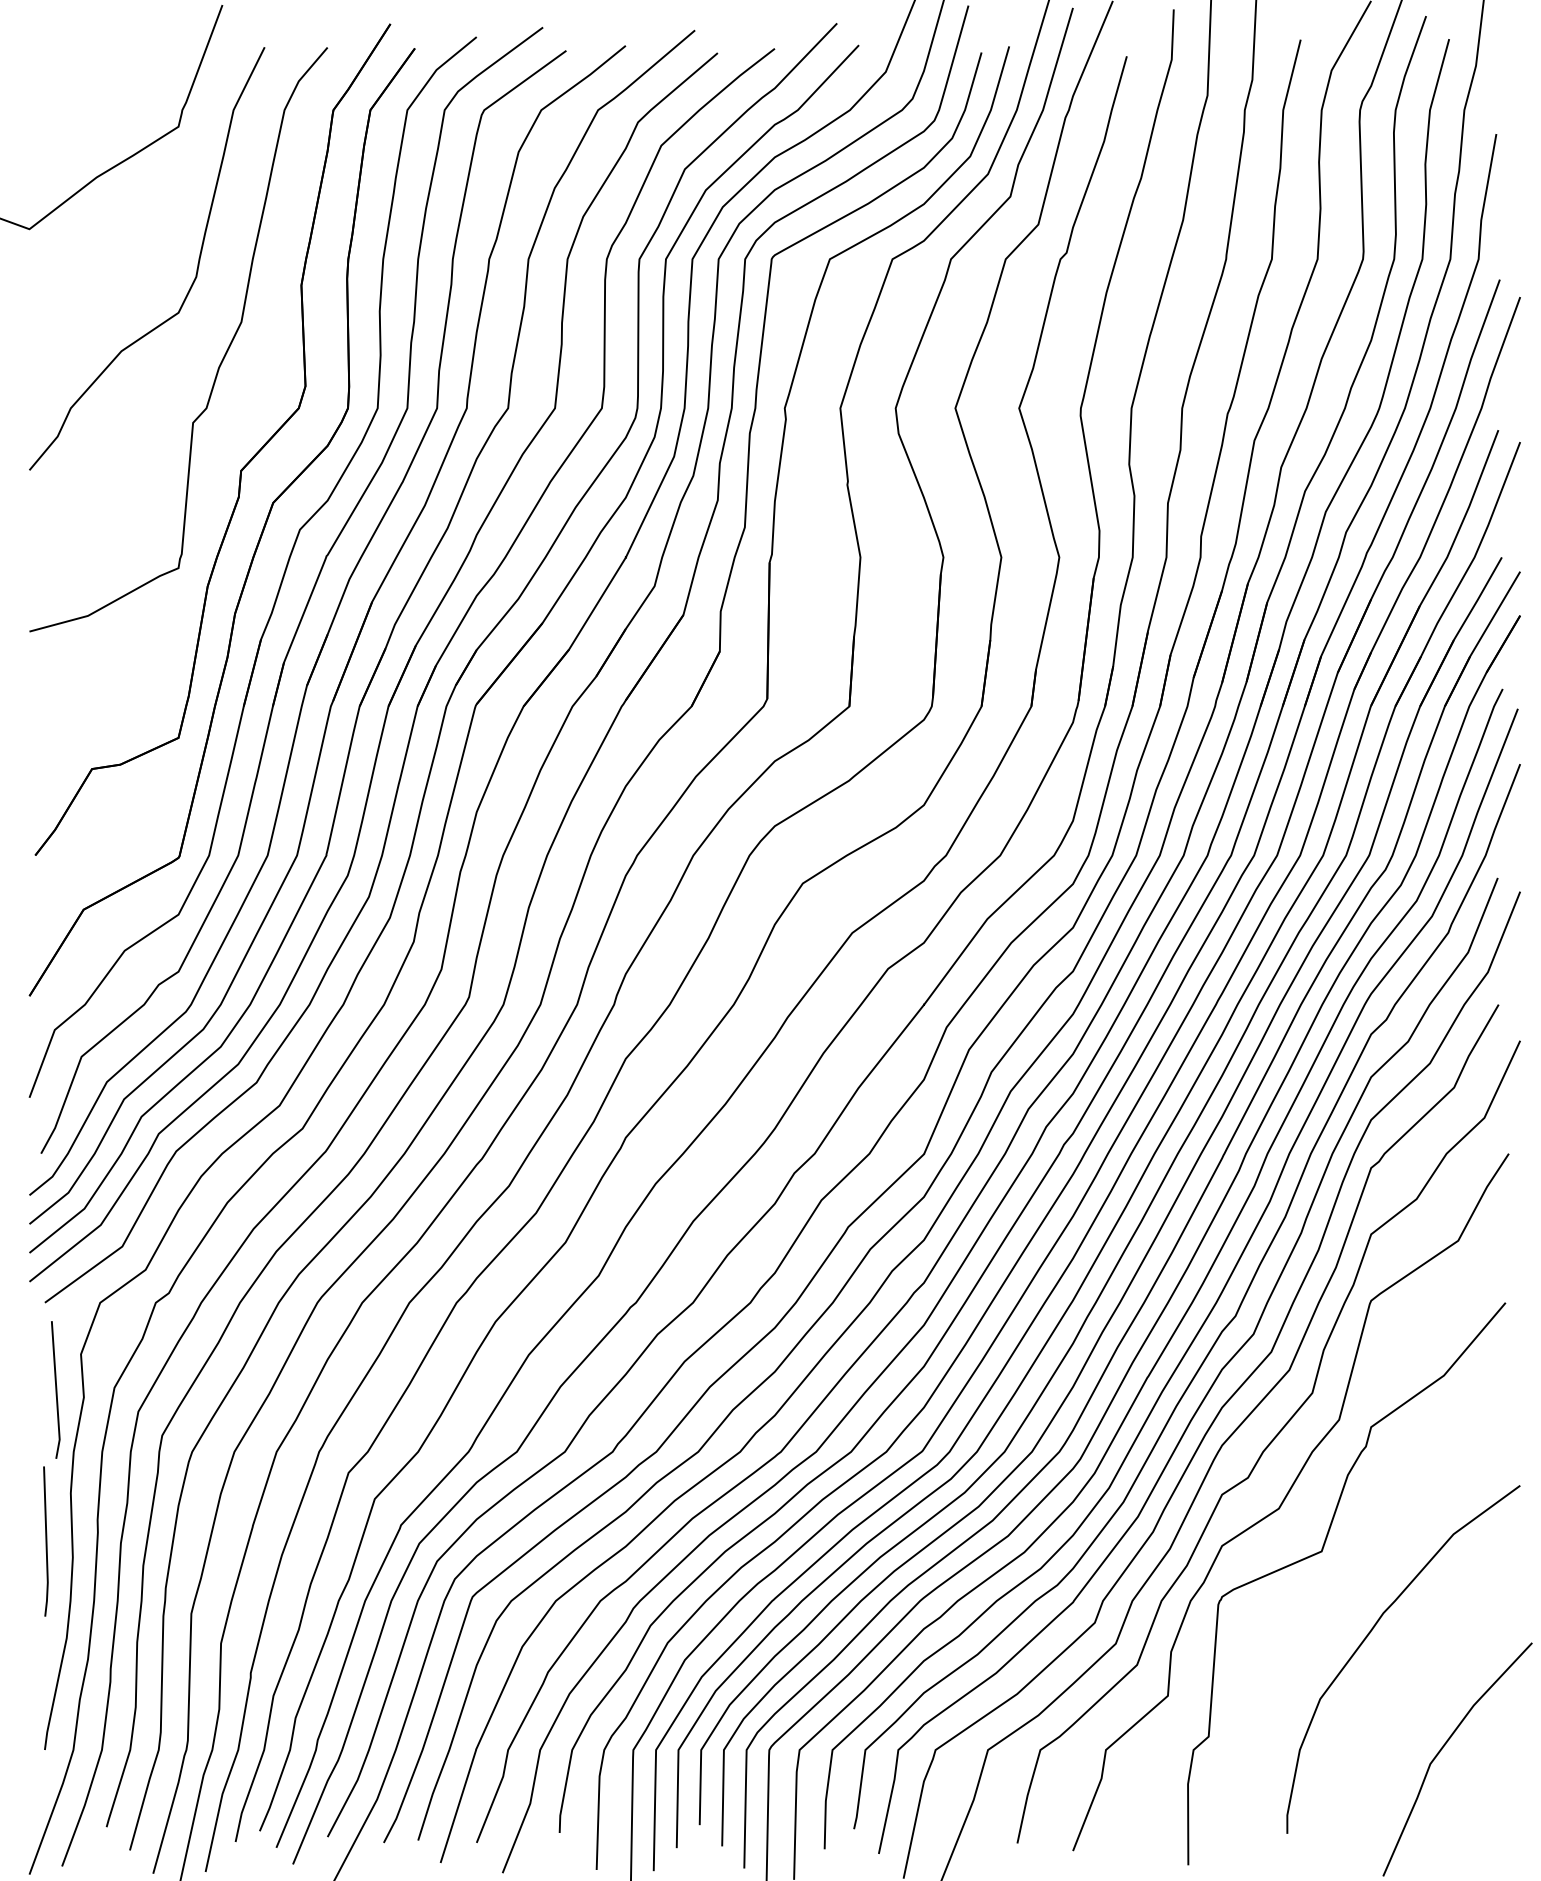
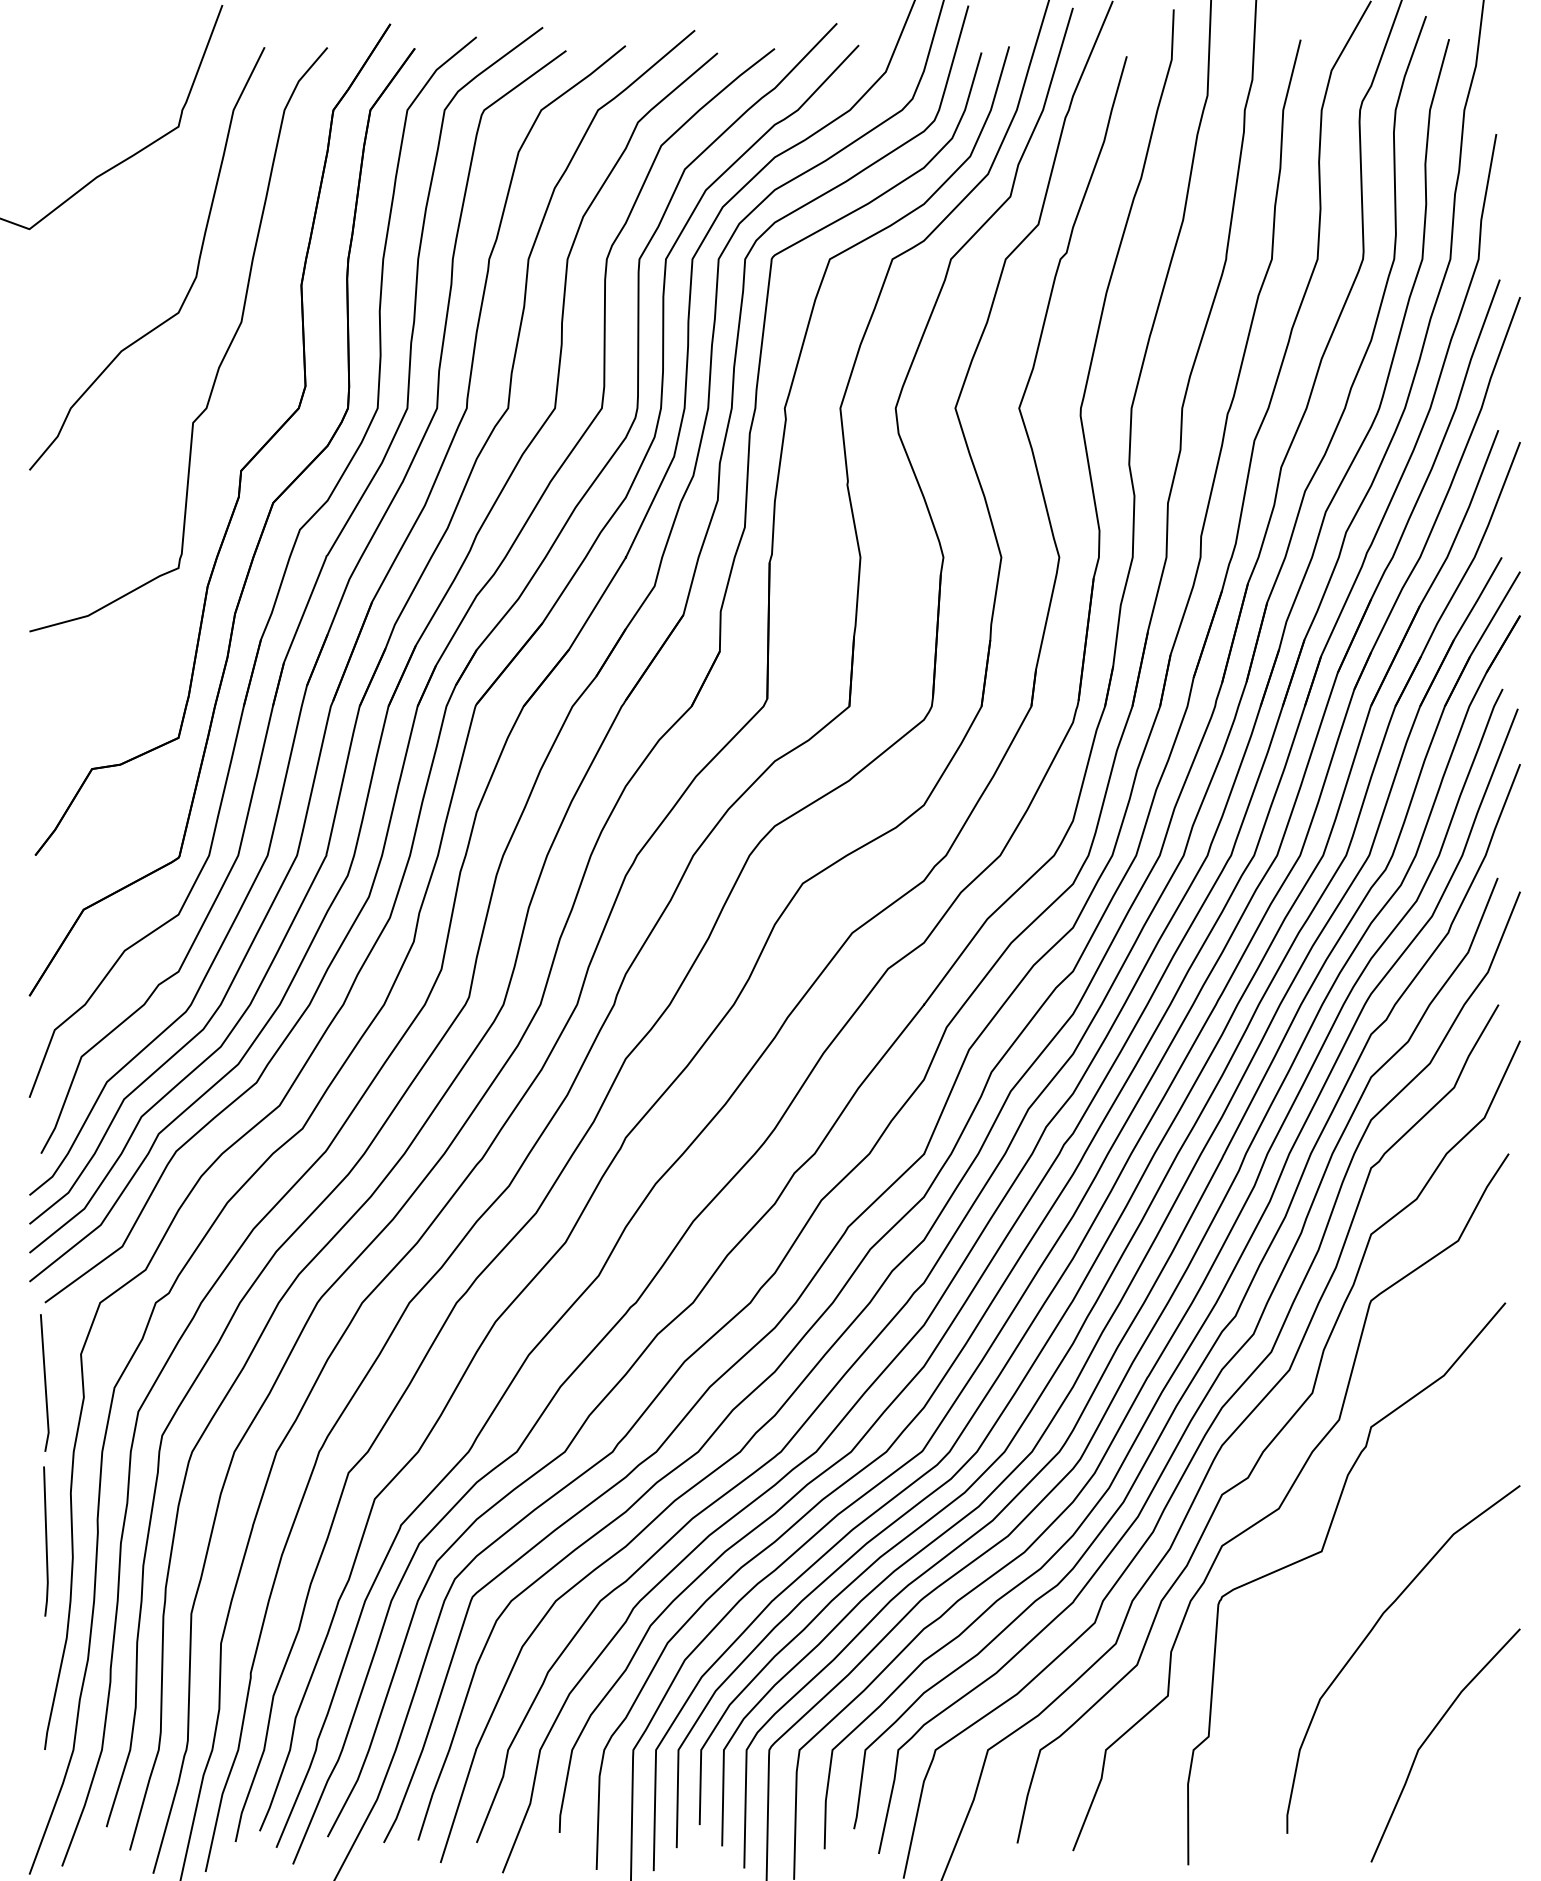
line position: (55, 1389) -> (44, 1382) (44, 1382)
line position: (1443, 1748) -> (1431, 1734) (1431, 1734)
